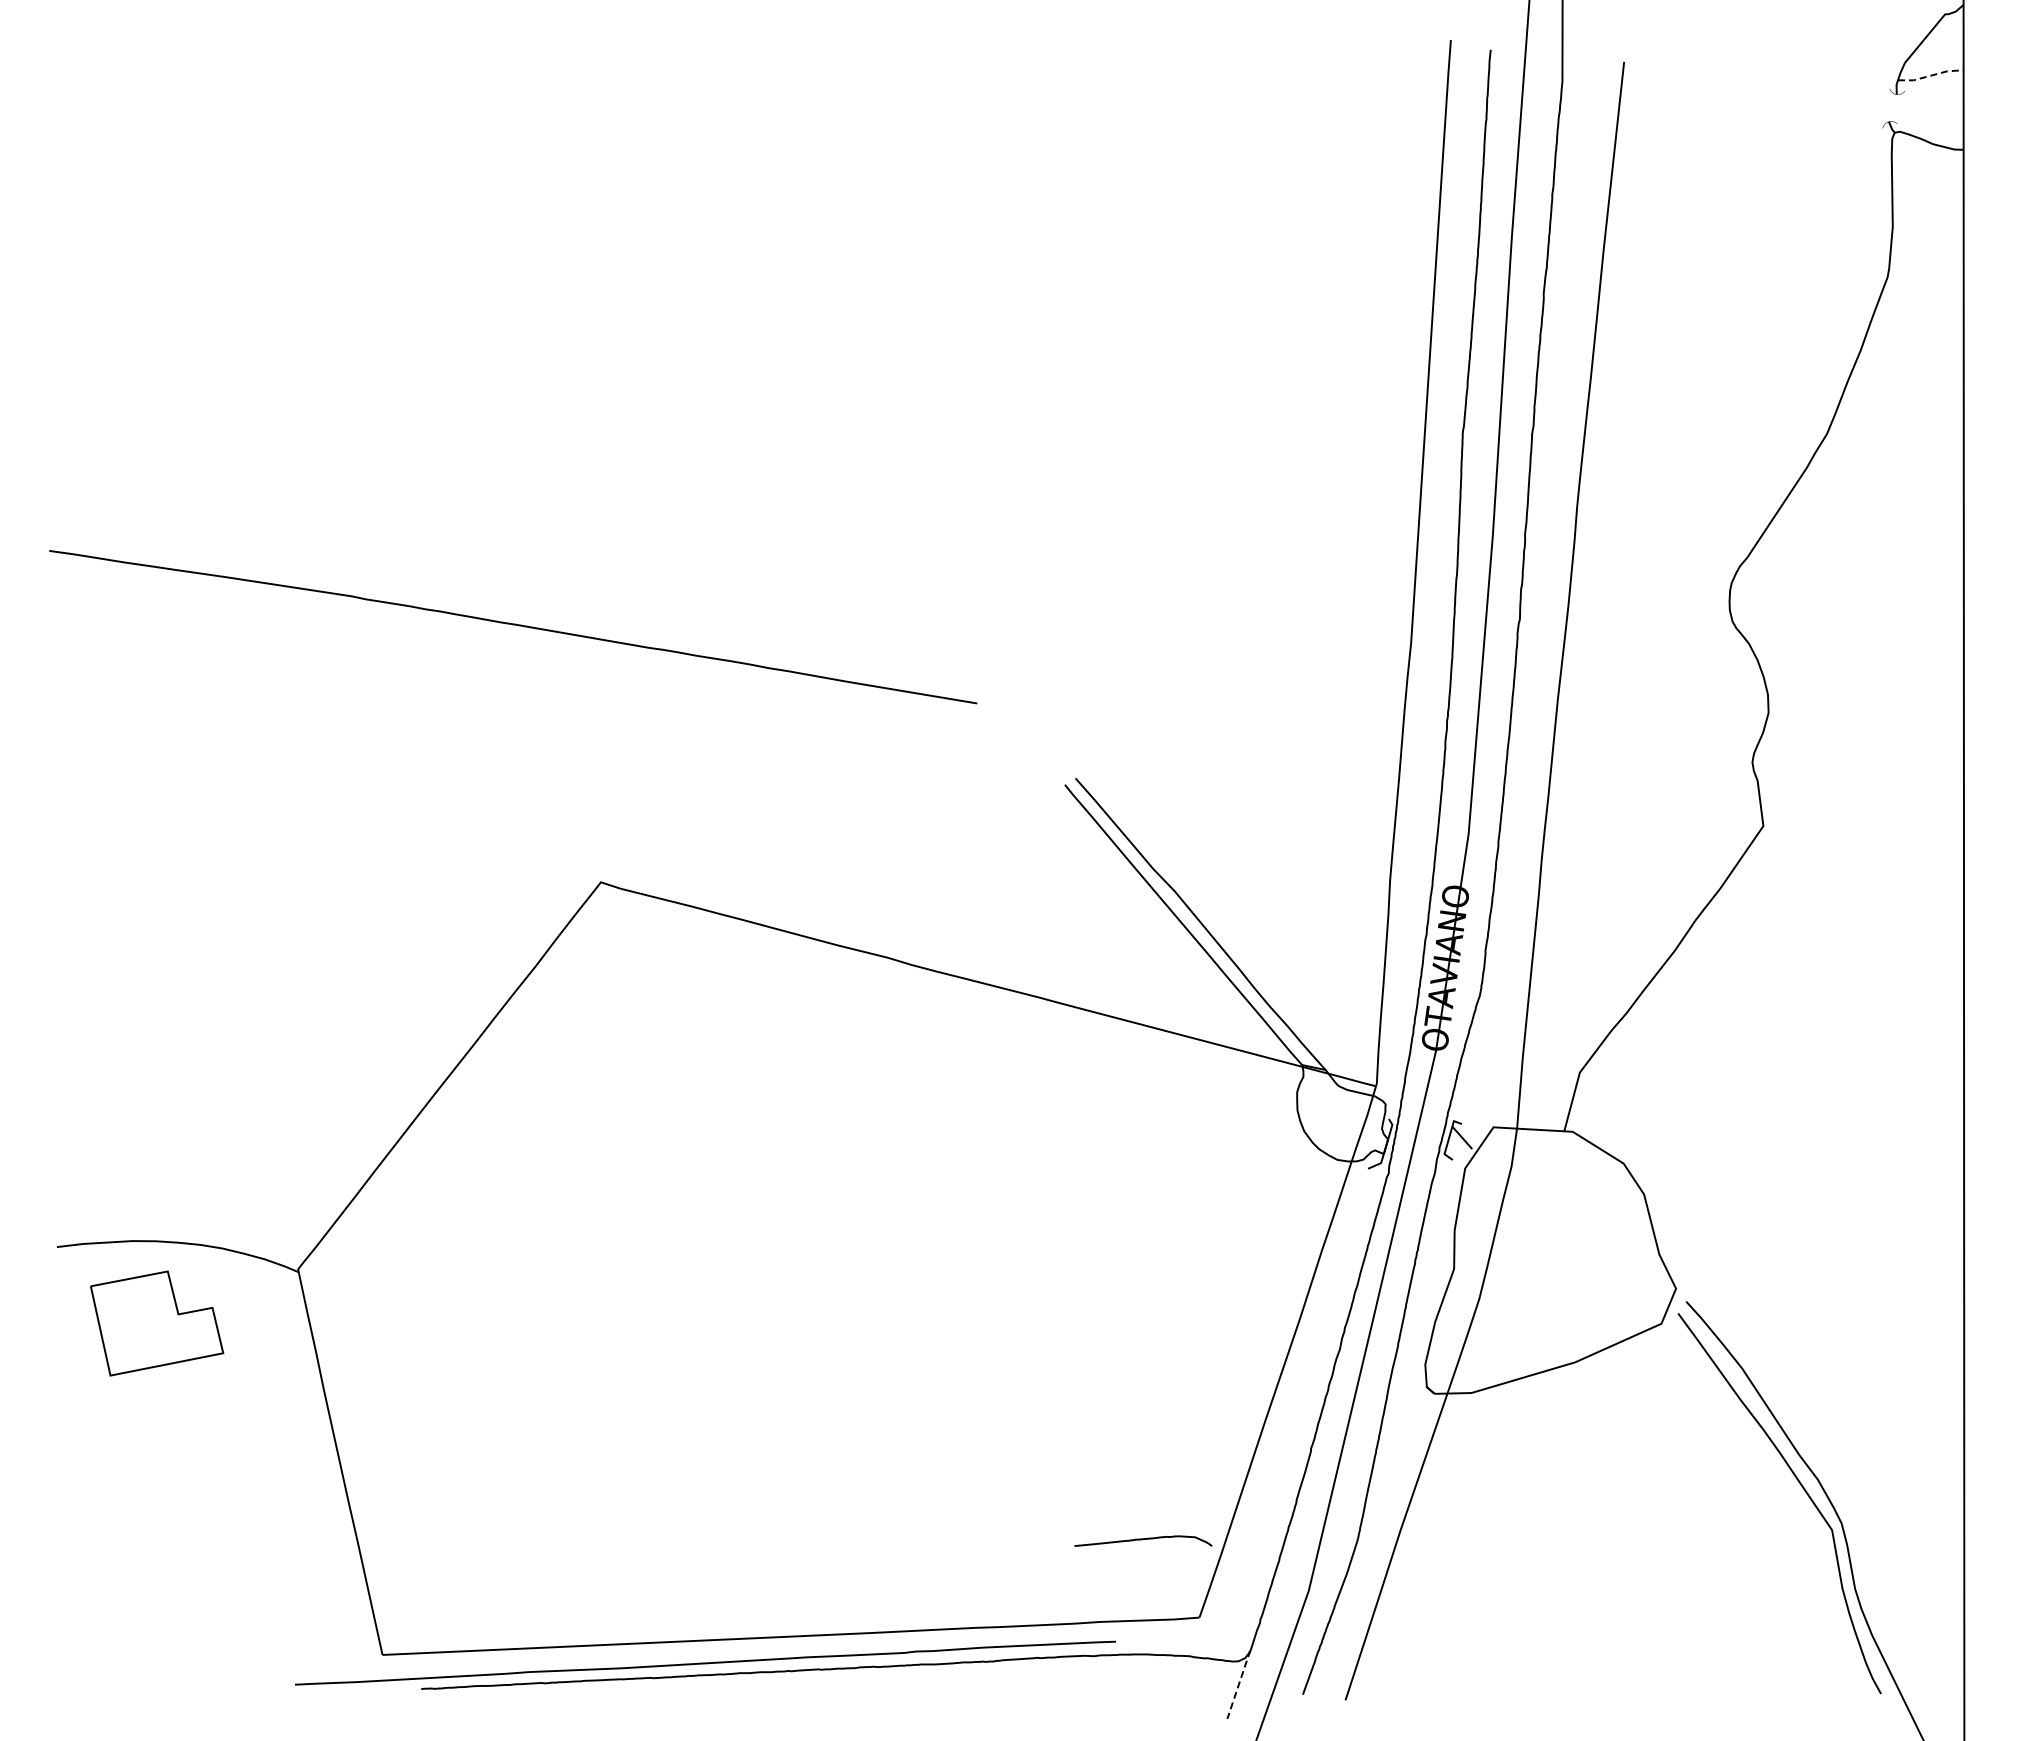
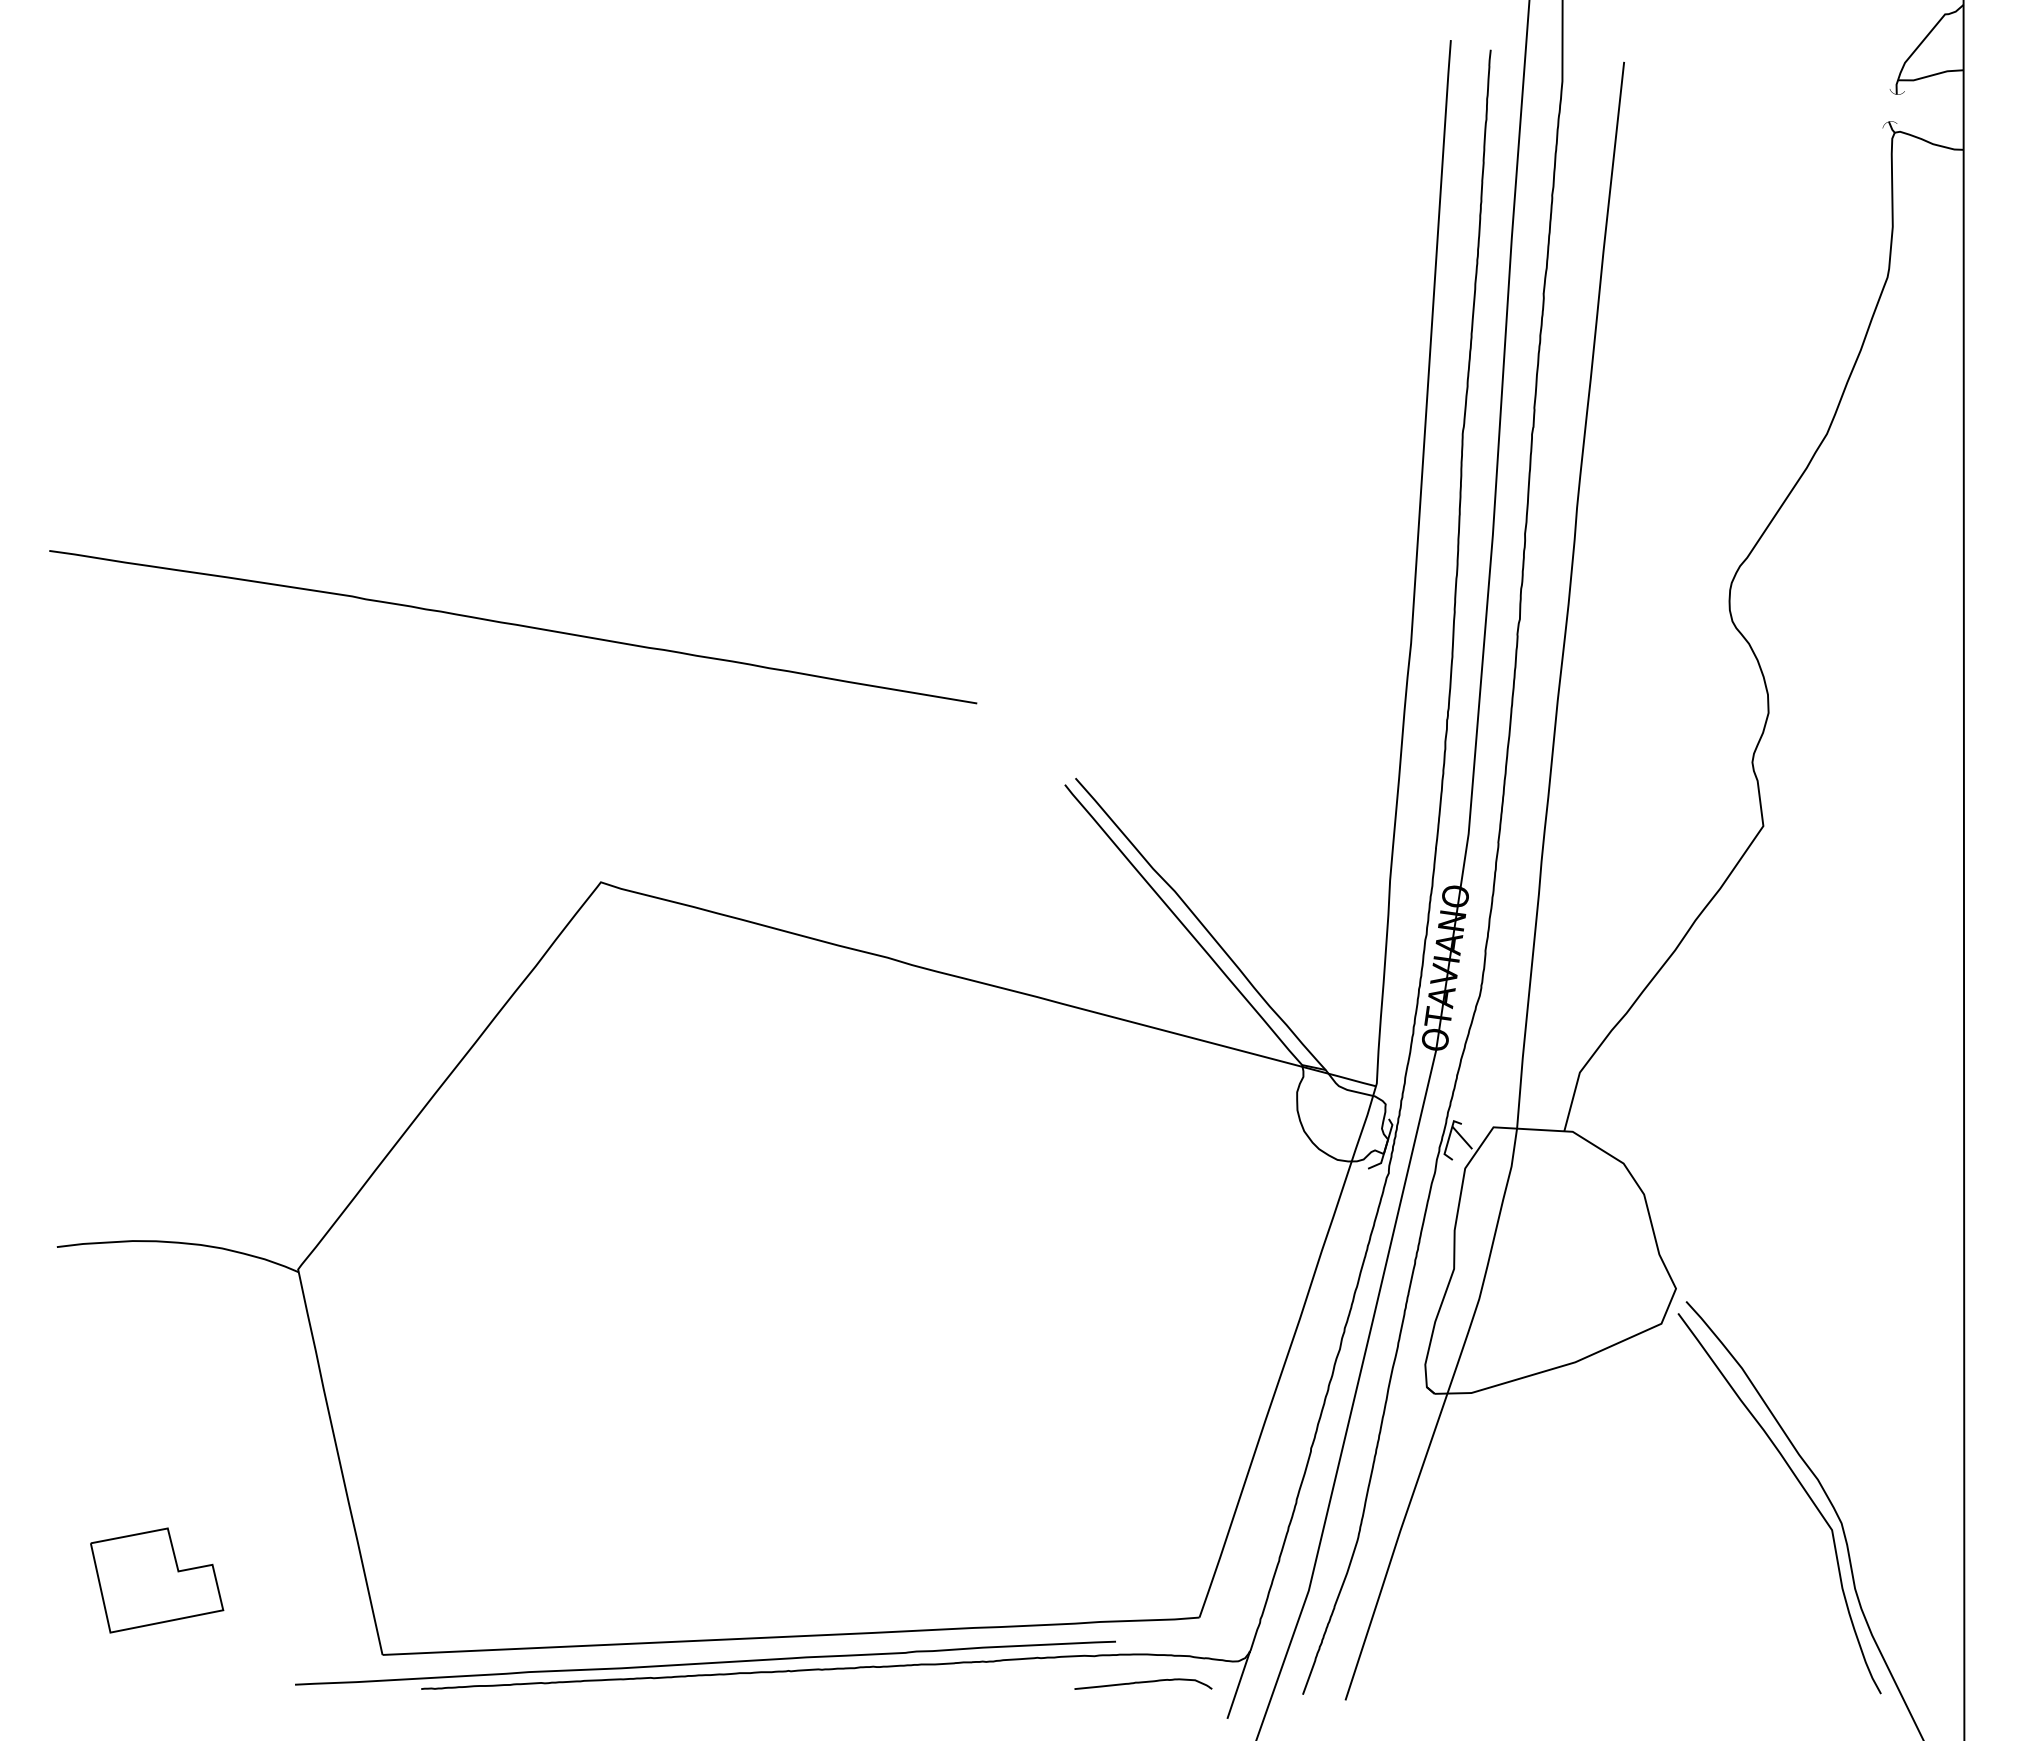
line: dashed -> solid (1930, 75)
part position: (157, 1323) -> (157, 1580) (157, 1580)
curve position: (1143, 1540) -> (1143, 1683) (1143, 1683)
line: dashed -> solid (1239, 1683)
